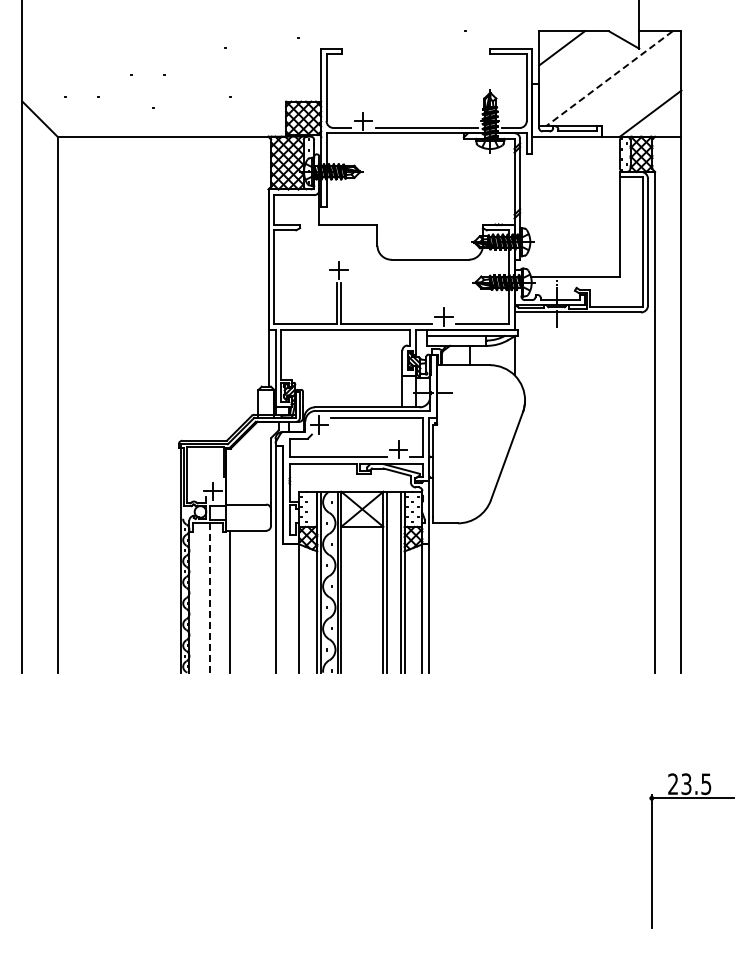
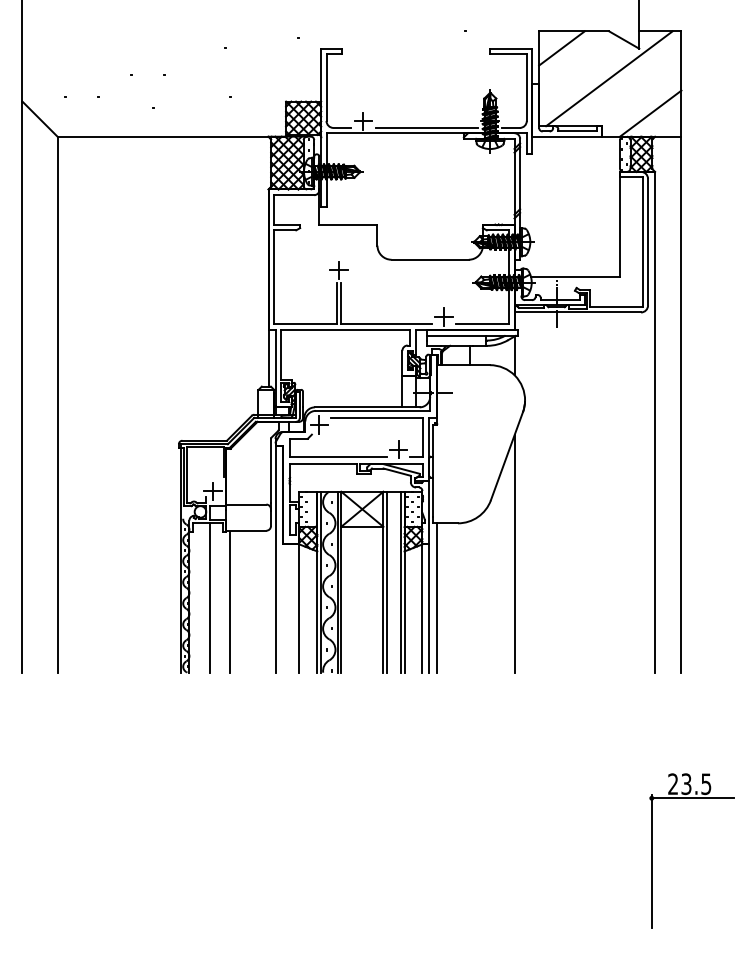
line: dashed -> solid (609, 79)
line: none -> present (514, 553)
line: none -> present (437, 597)
line: dashed -> solid (210, 598)
